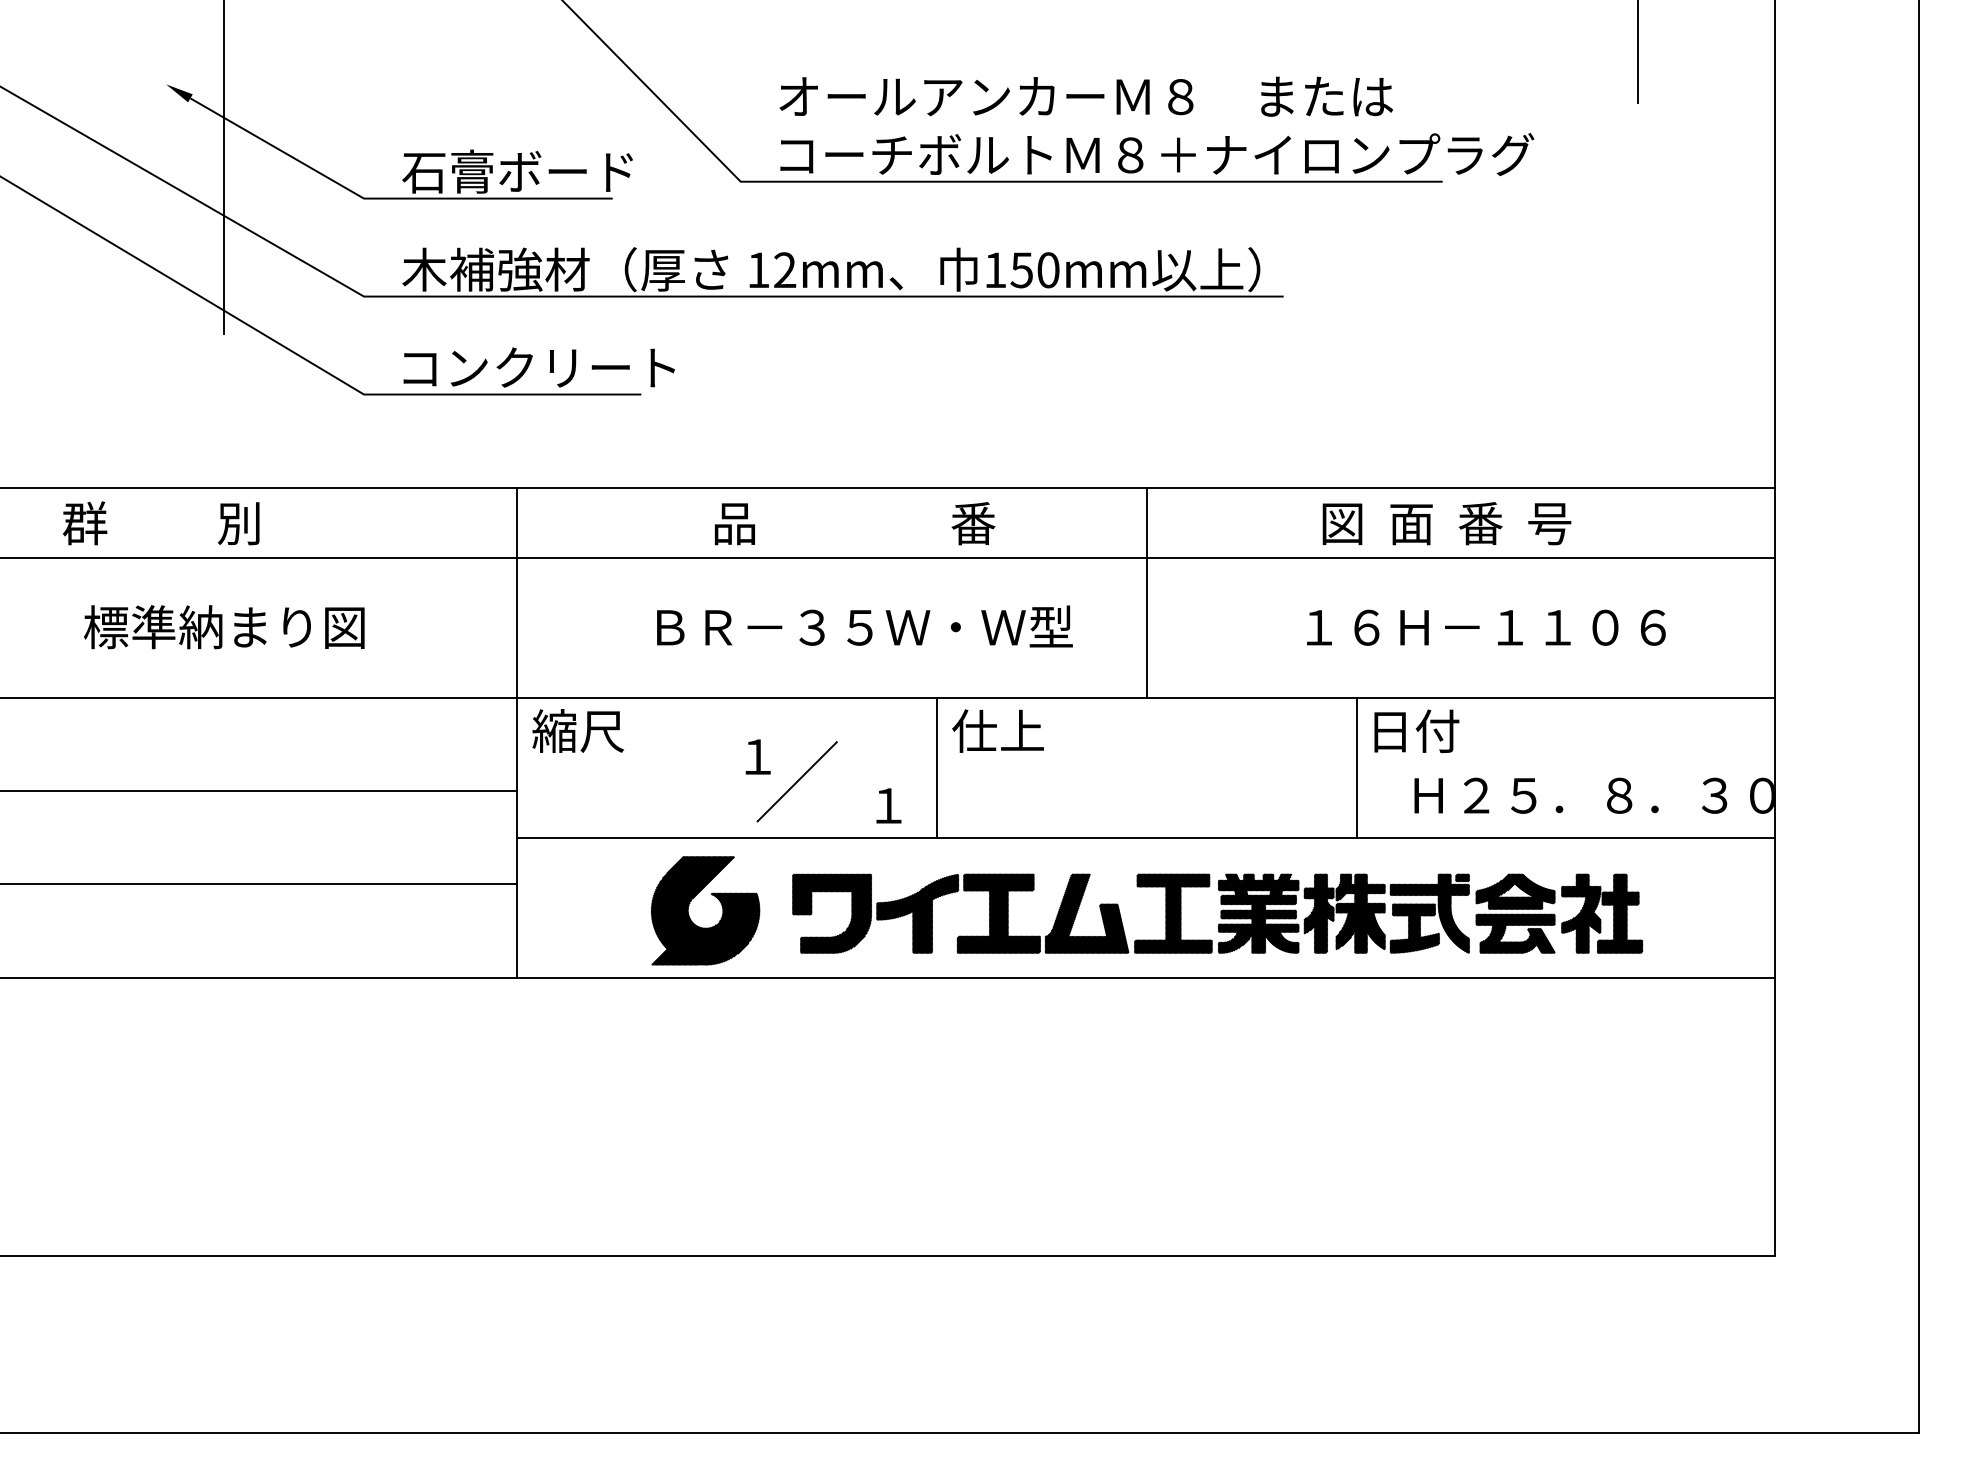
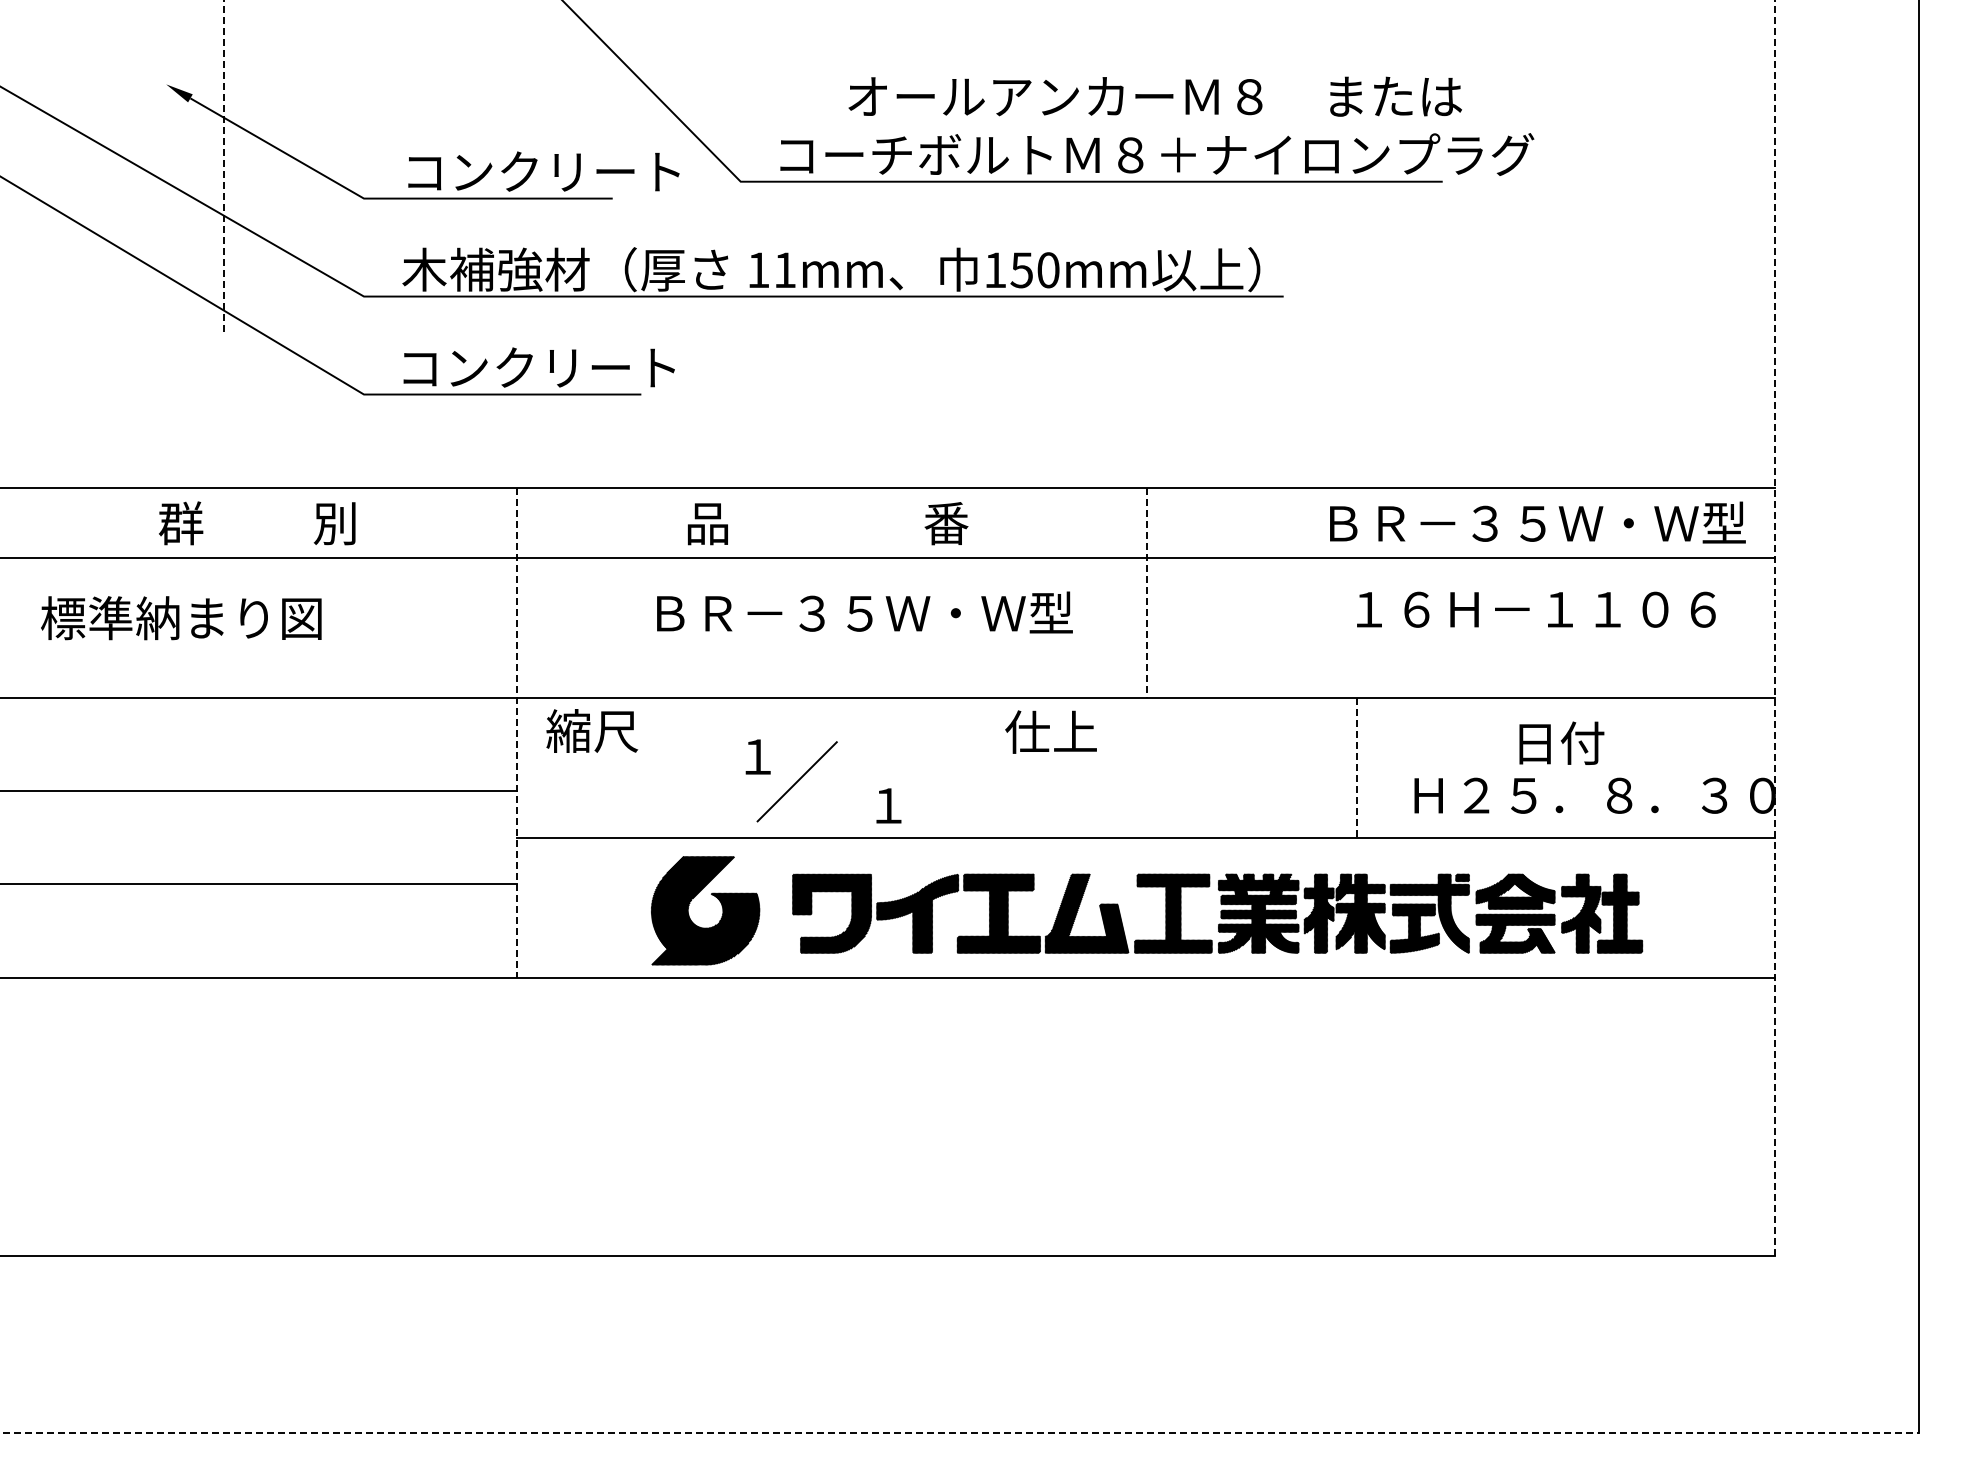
line: present -> none (1637, 52)
text position: (1085, 96) -> (1154, 96) (1154, 96)
line: solid -> dashed (224, 167)
text: 石膏ボード -> コンクリート (540, 171)
text: 12mm -> 11mm (785, 269)
text position: (161, 523) -> (257, 523) (257, 523)
text position: (855, 523) -> (828, 523) (828, 523)
text: 図  面  番  号 -> ＢＲ－３５Ｗ・Ｗ型 (1533, 523)
line: solid -> dashed (1147, 592)
text position: (864, 626) -> (864, 612) (864, 612)
text position: (224, 627) -> (181, 618) (181, 618)
text position: (1486, 627) -> (1536, 609) (1536, 609)
line: solid -> dashed (1775, 628)
text position: (578, 730) -> (592, 730) (592, 730)
text position: (997, 730) -> (1050, 731) (1050, 731)
text position: (1416, 730) -> (1561, 742) (1561, 742)
line: solid -> dashed (517, 732)
line: present -> none (937, 767)
line: solid -> dashed (1357, 767)
line: solid -> dashed (959, 1432)
